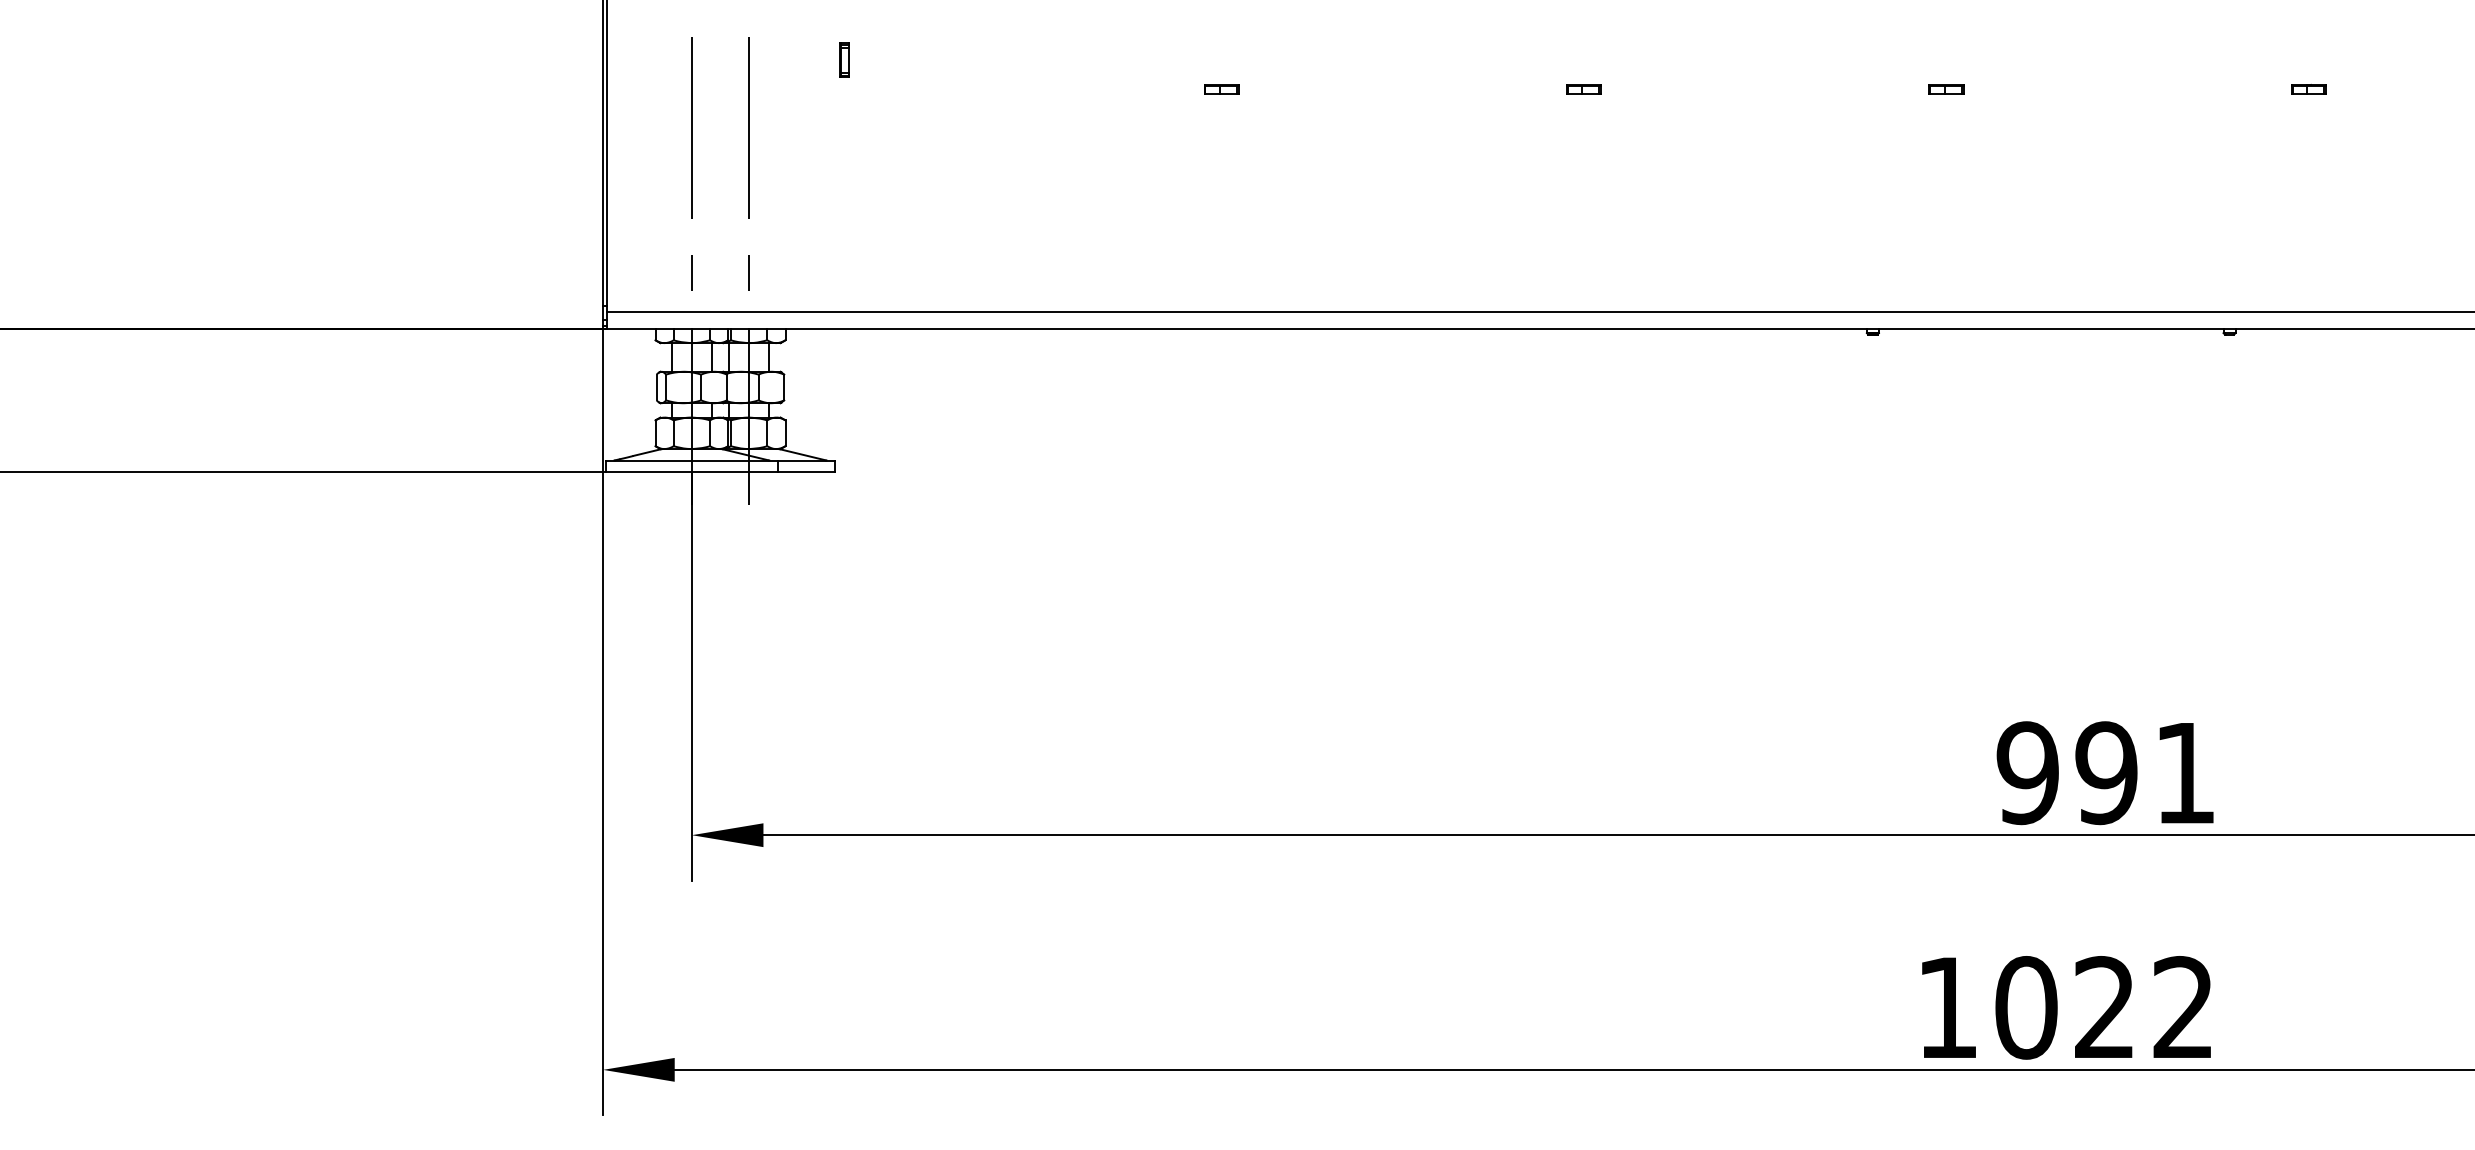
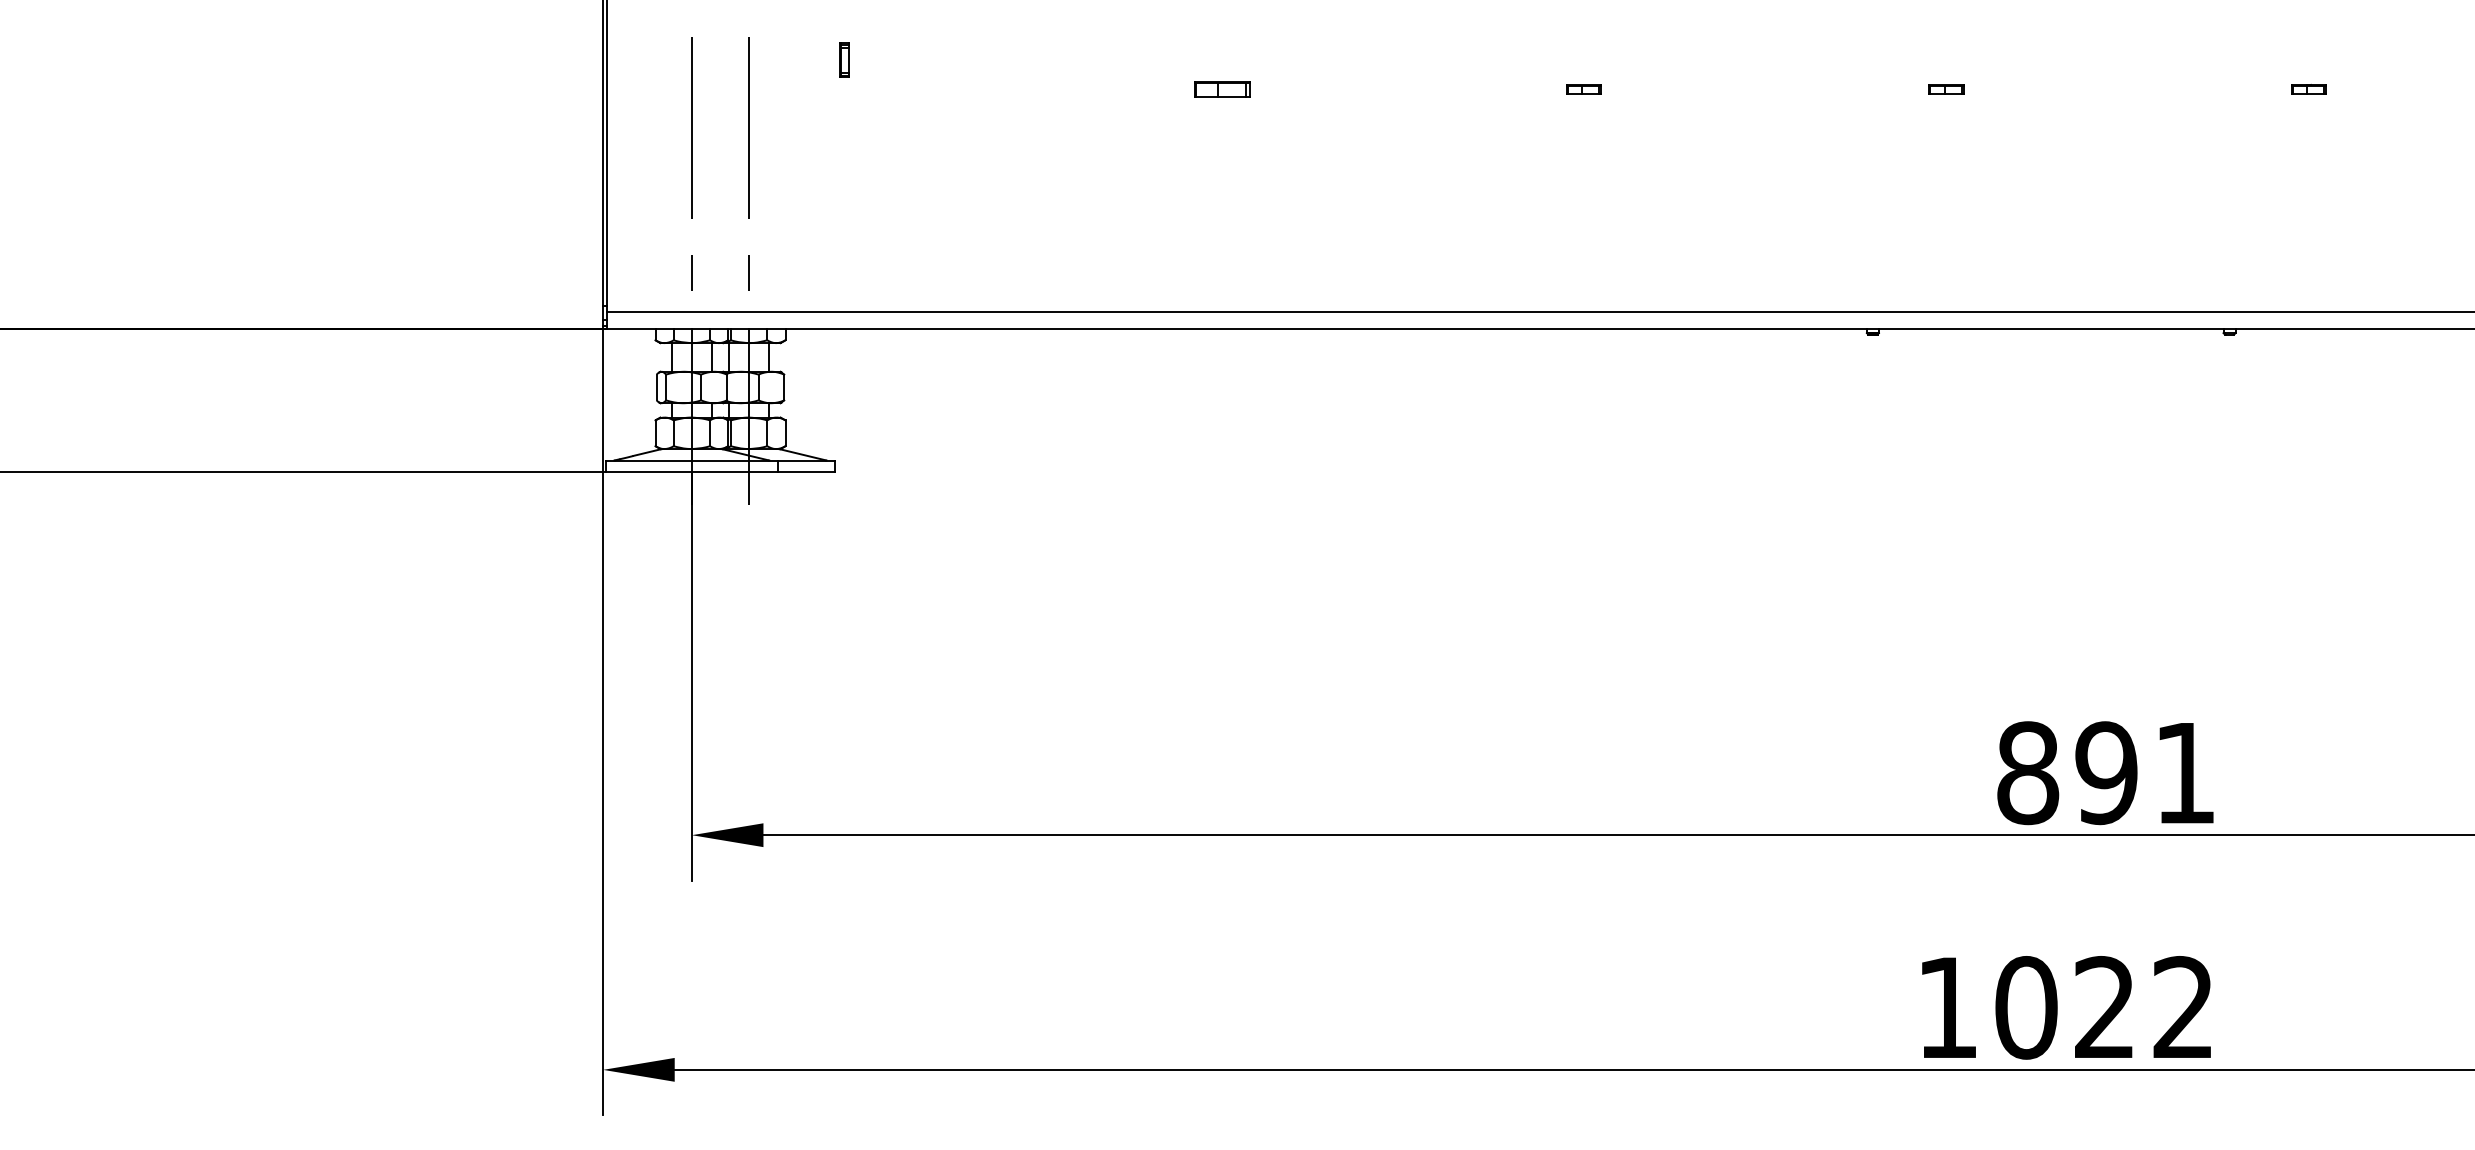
part size: 36x11 px -> 57x17 px (1222, 89)
text: 991 -> 891 (2027, 773)
